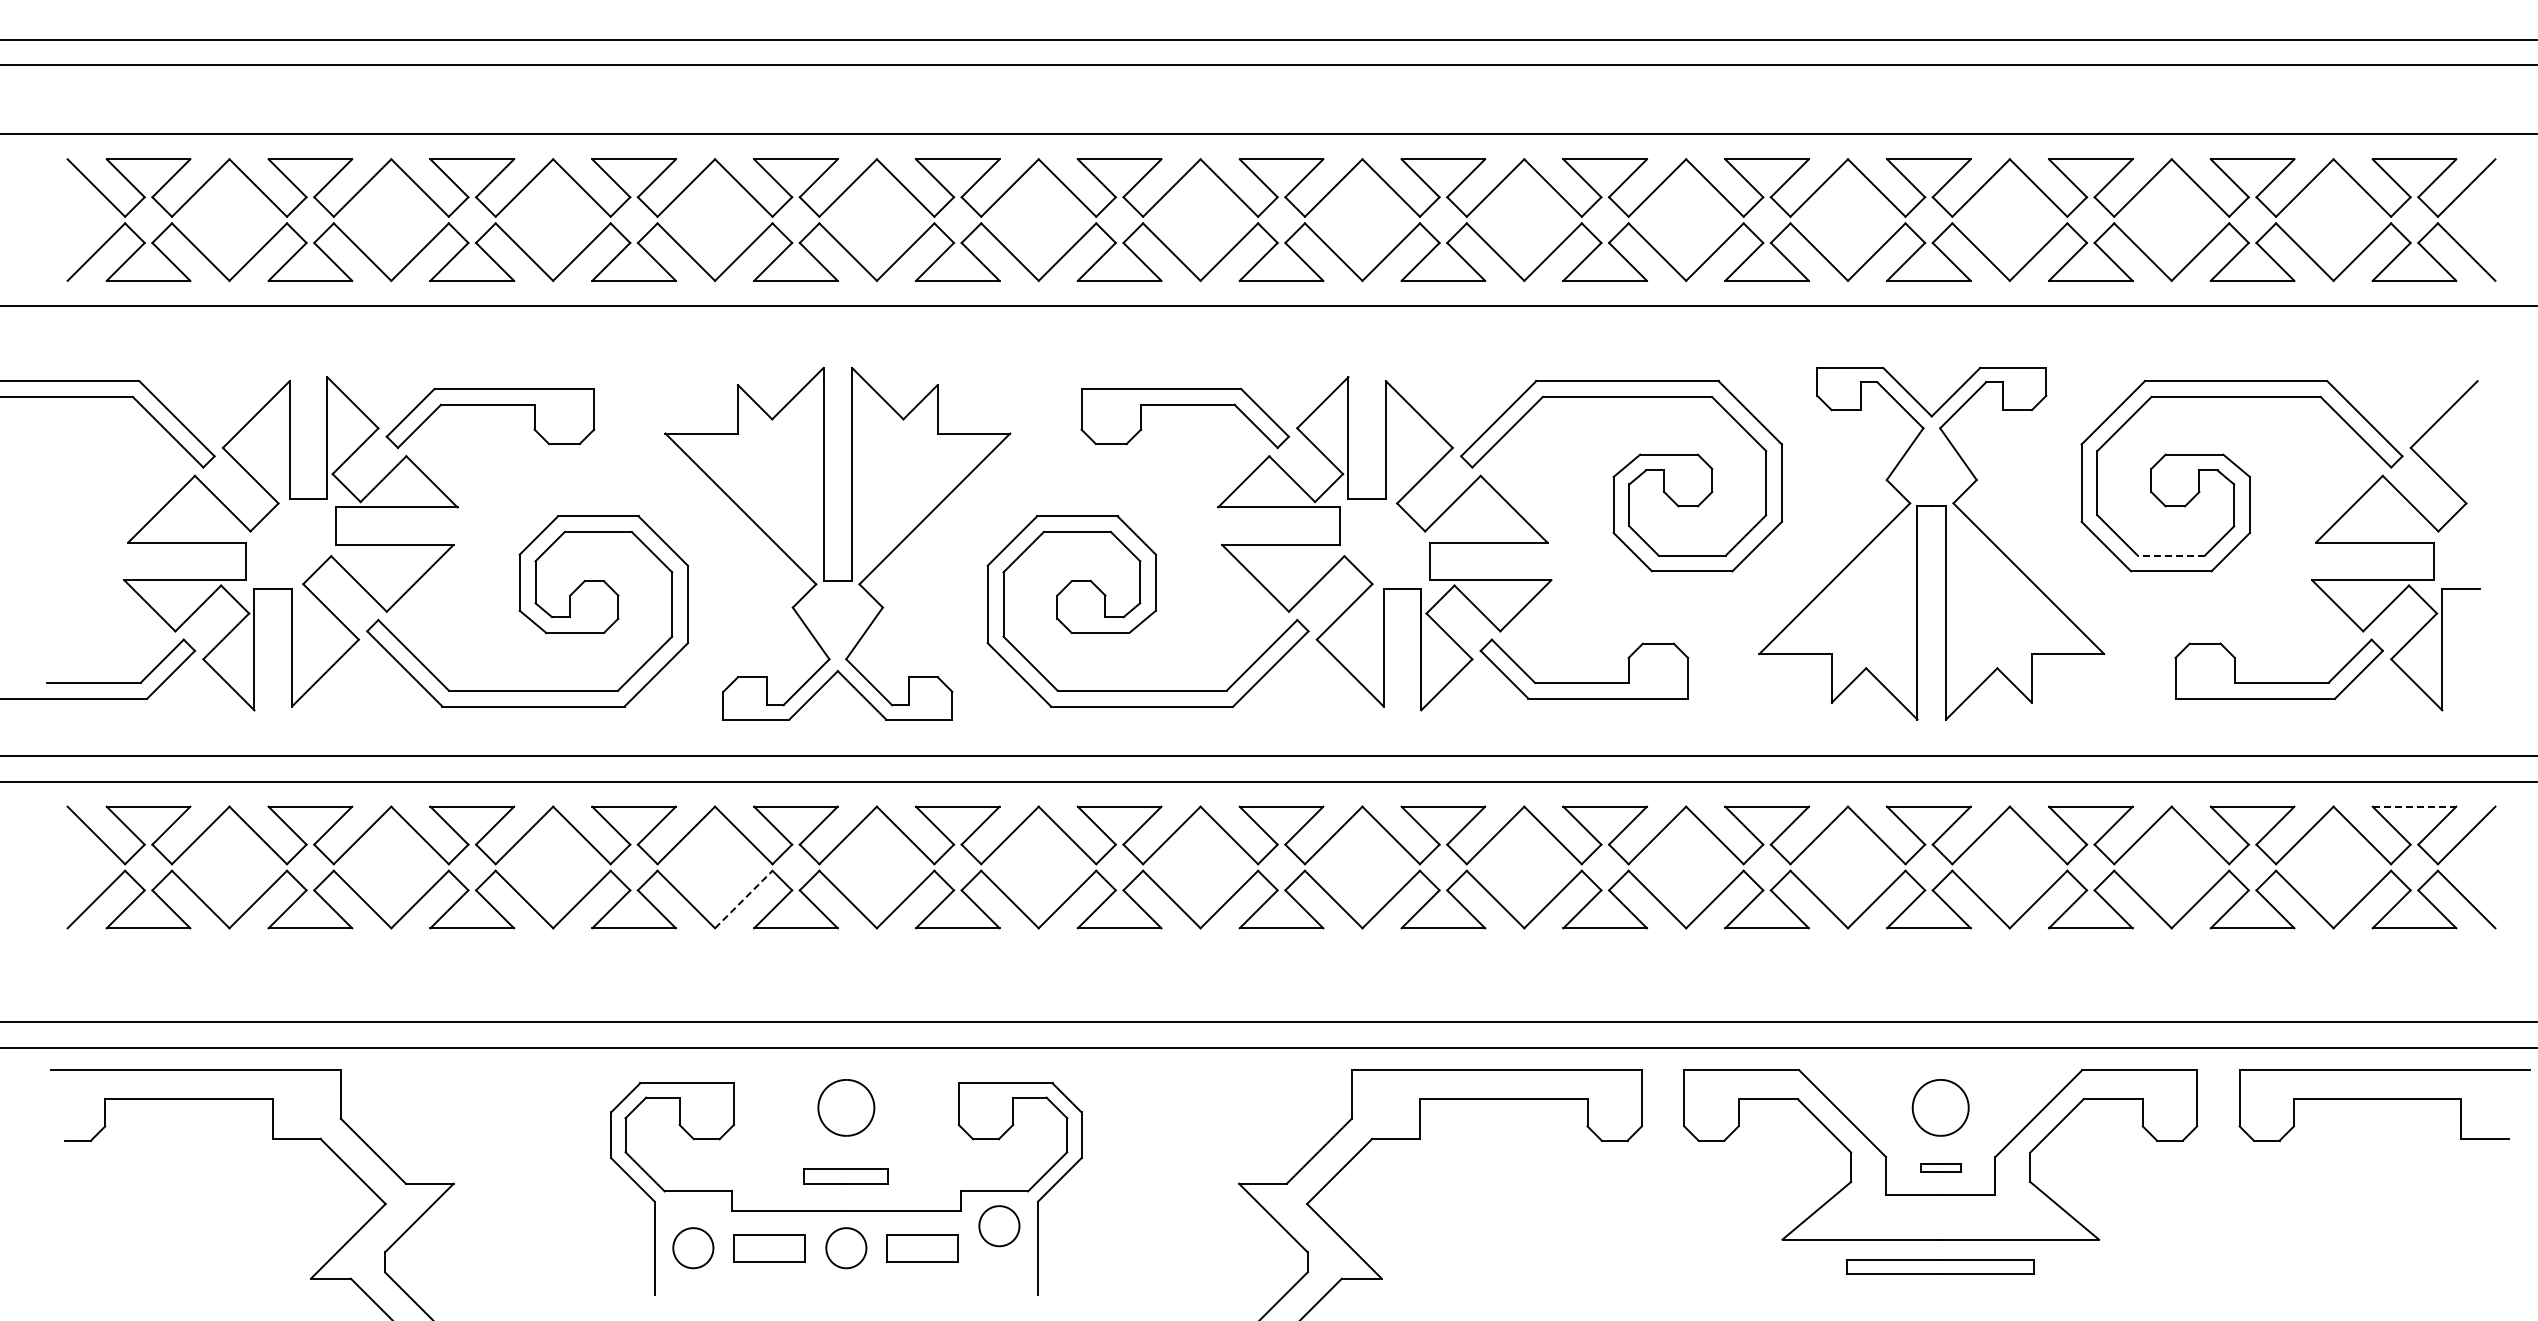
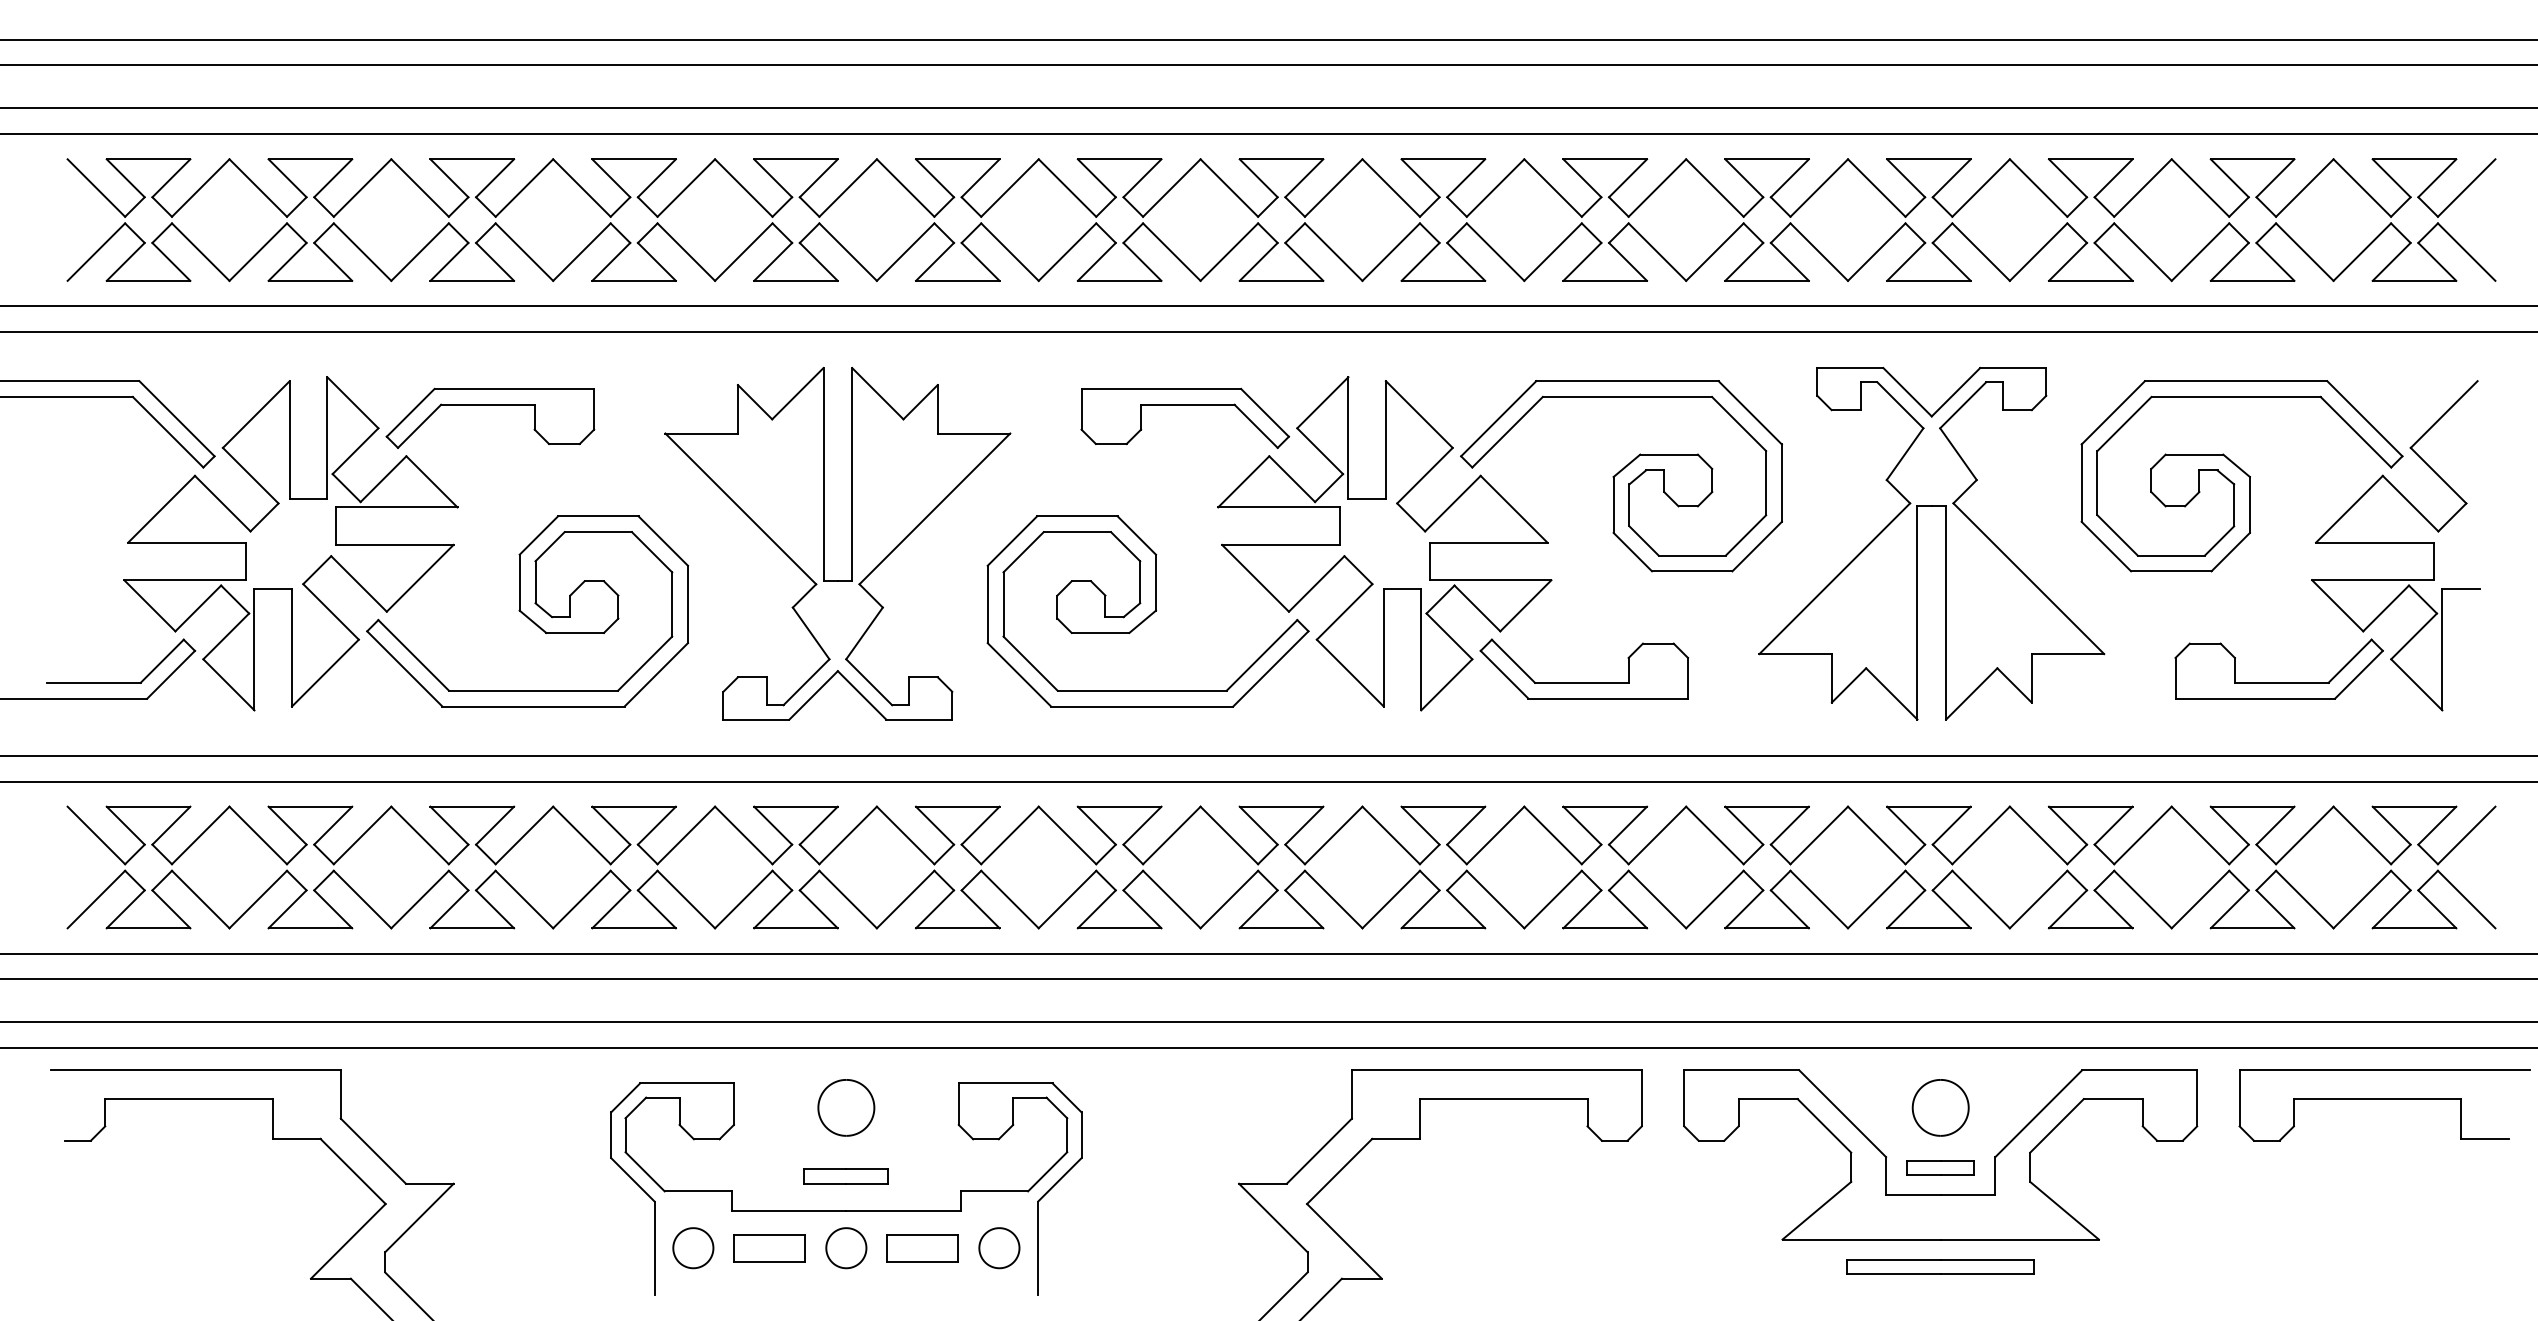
line: none -> present (1268, 108)
line: none -> present (1268, 331)
line: dashed -> solid (2171, 555)
line: dashed -> solid (2414, 806)
line: dashed -> solid (743, 899)
line: none -> present (1268, 953)
line: none -> present (1268, 979)
part size: 42x10 px -> 69x16 px (1940, 1167)
part position: (999, 1226) -> (999, 1248) (999, 1248)
